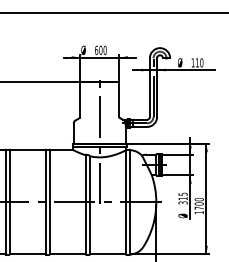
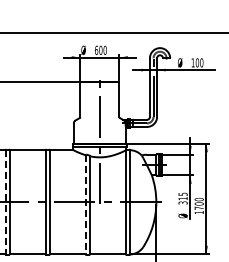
line position: (113, 13) -> (113, 33) (113, 33)
text: 110 -> 100 (197, 62)
line: solid -> dashed (5, 202)
line: solid -> dashed (85, 204)
